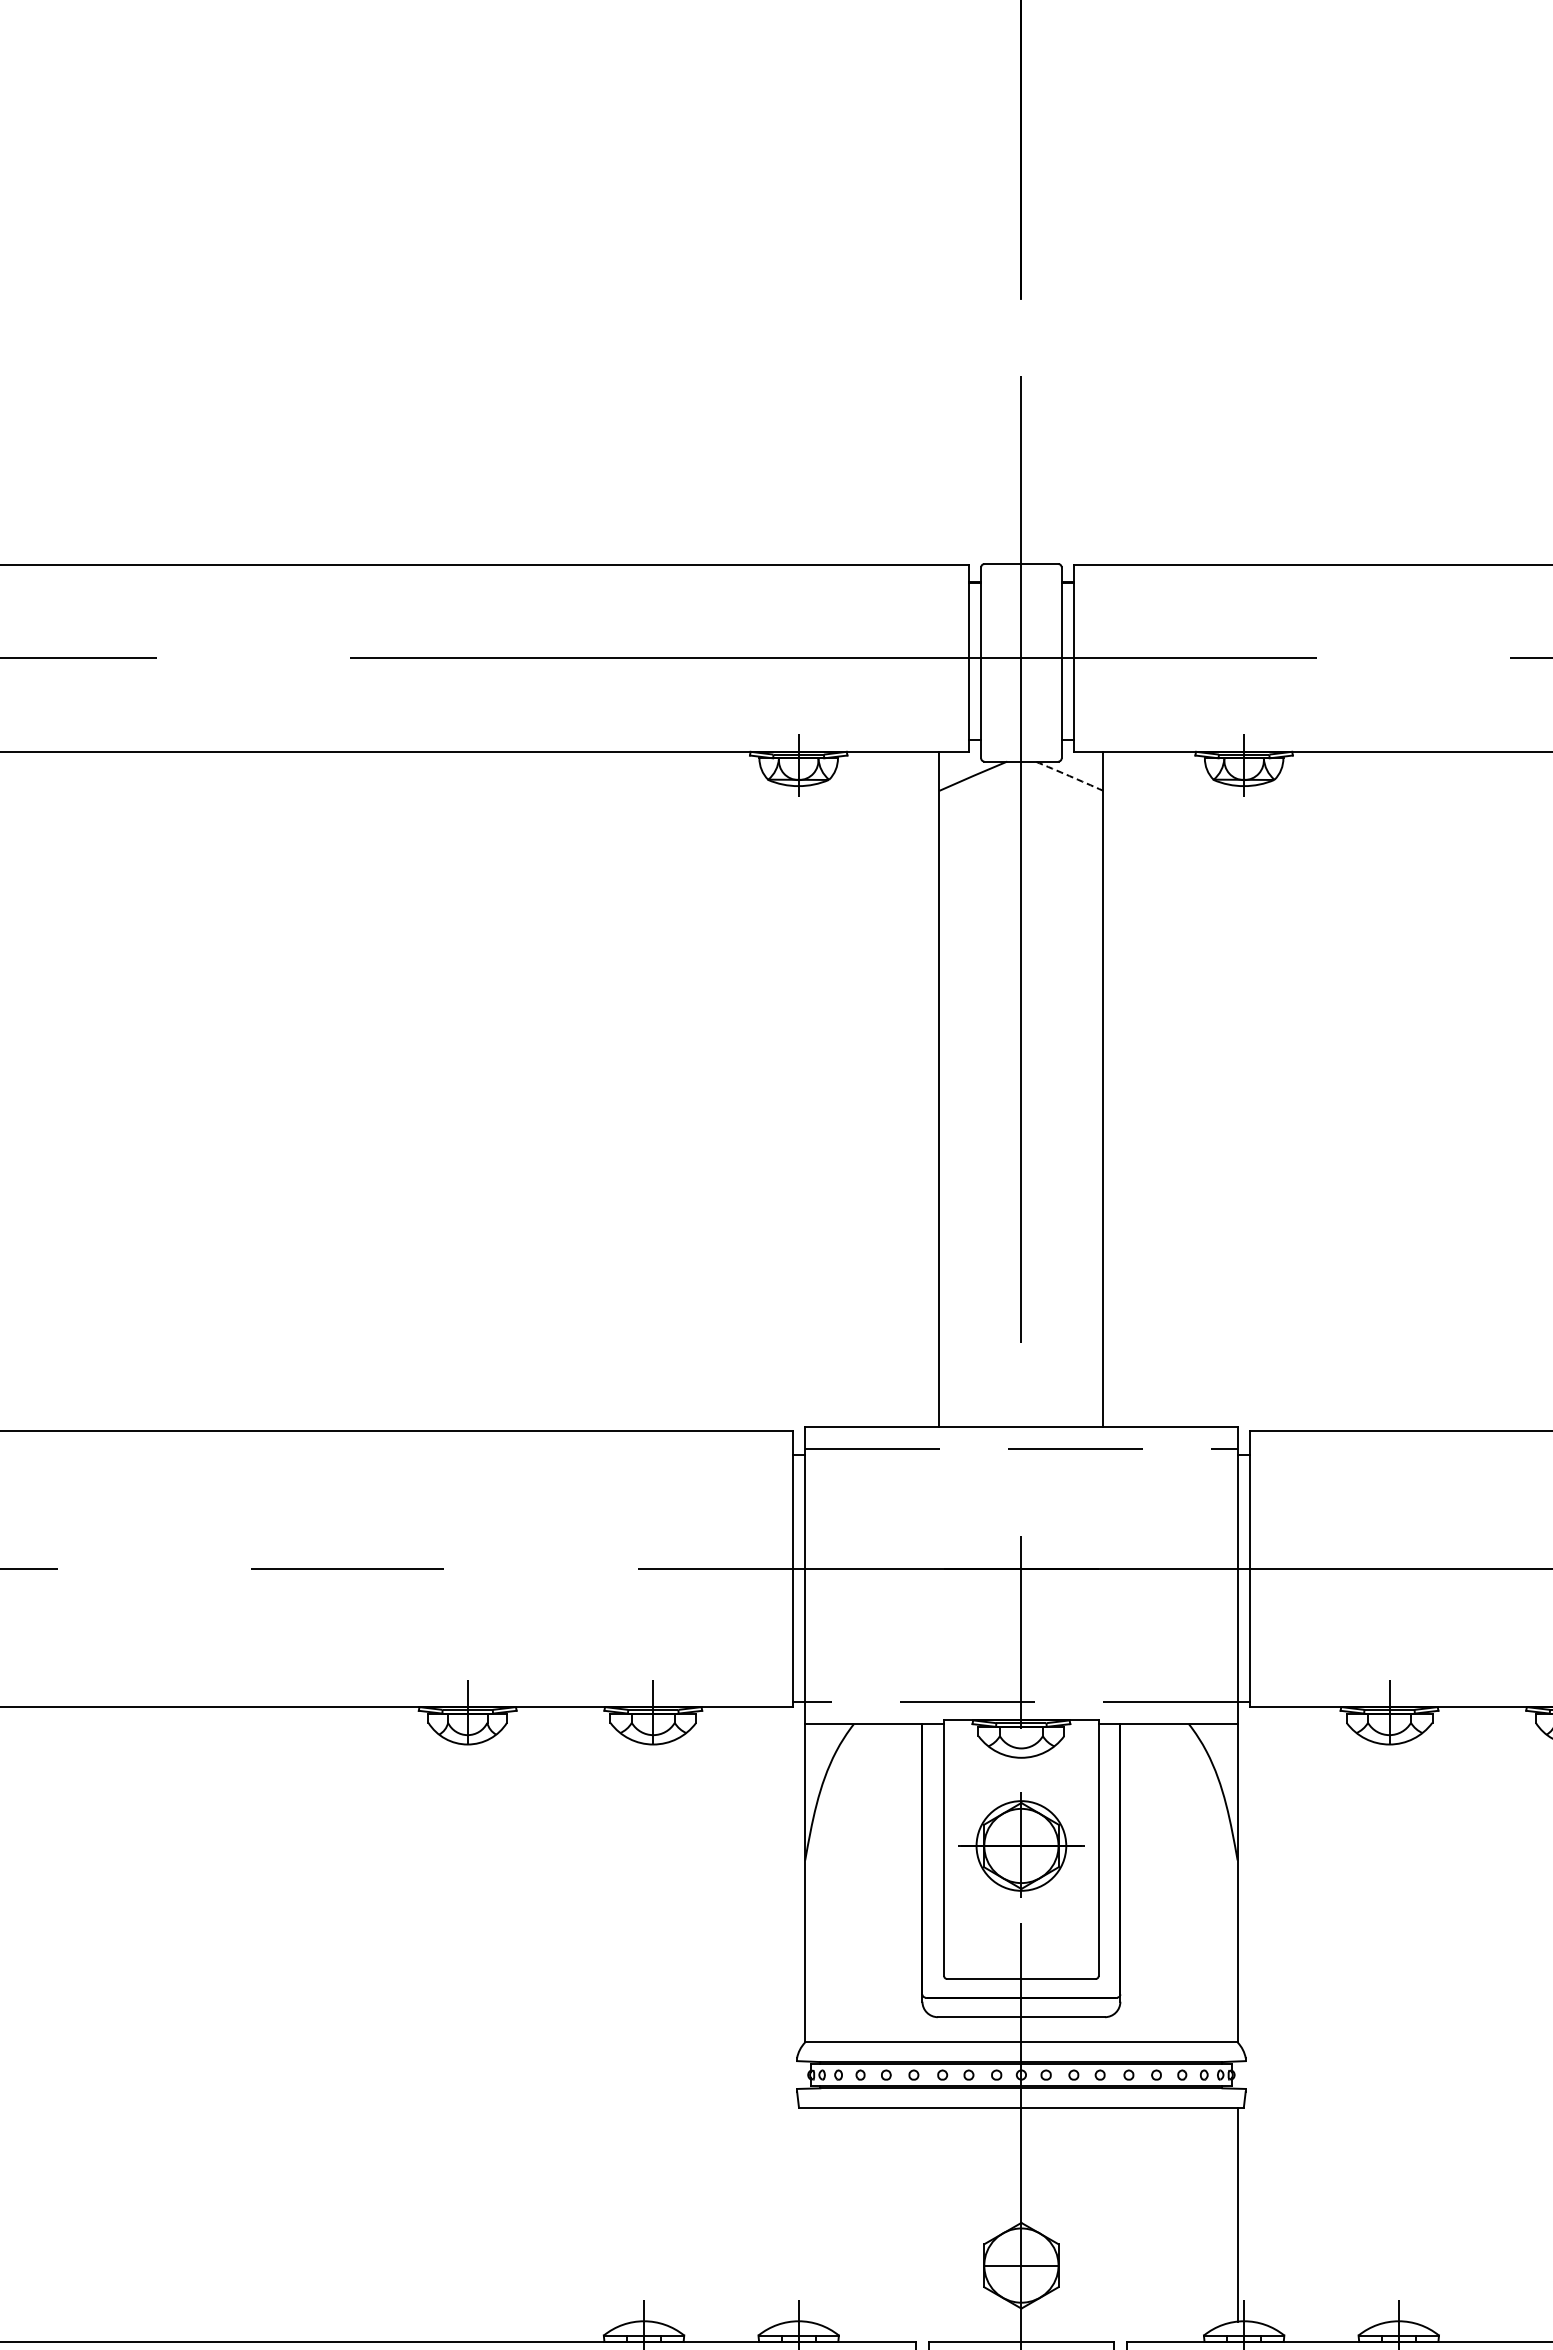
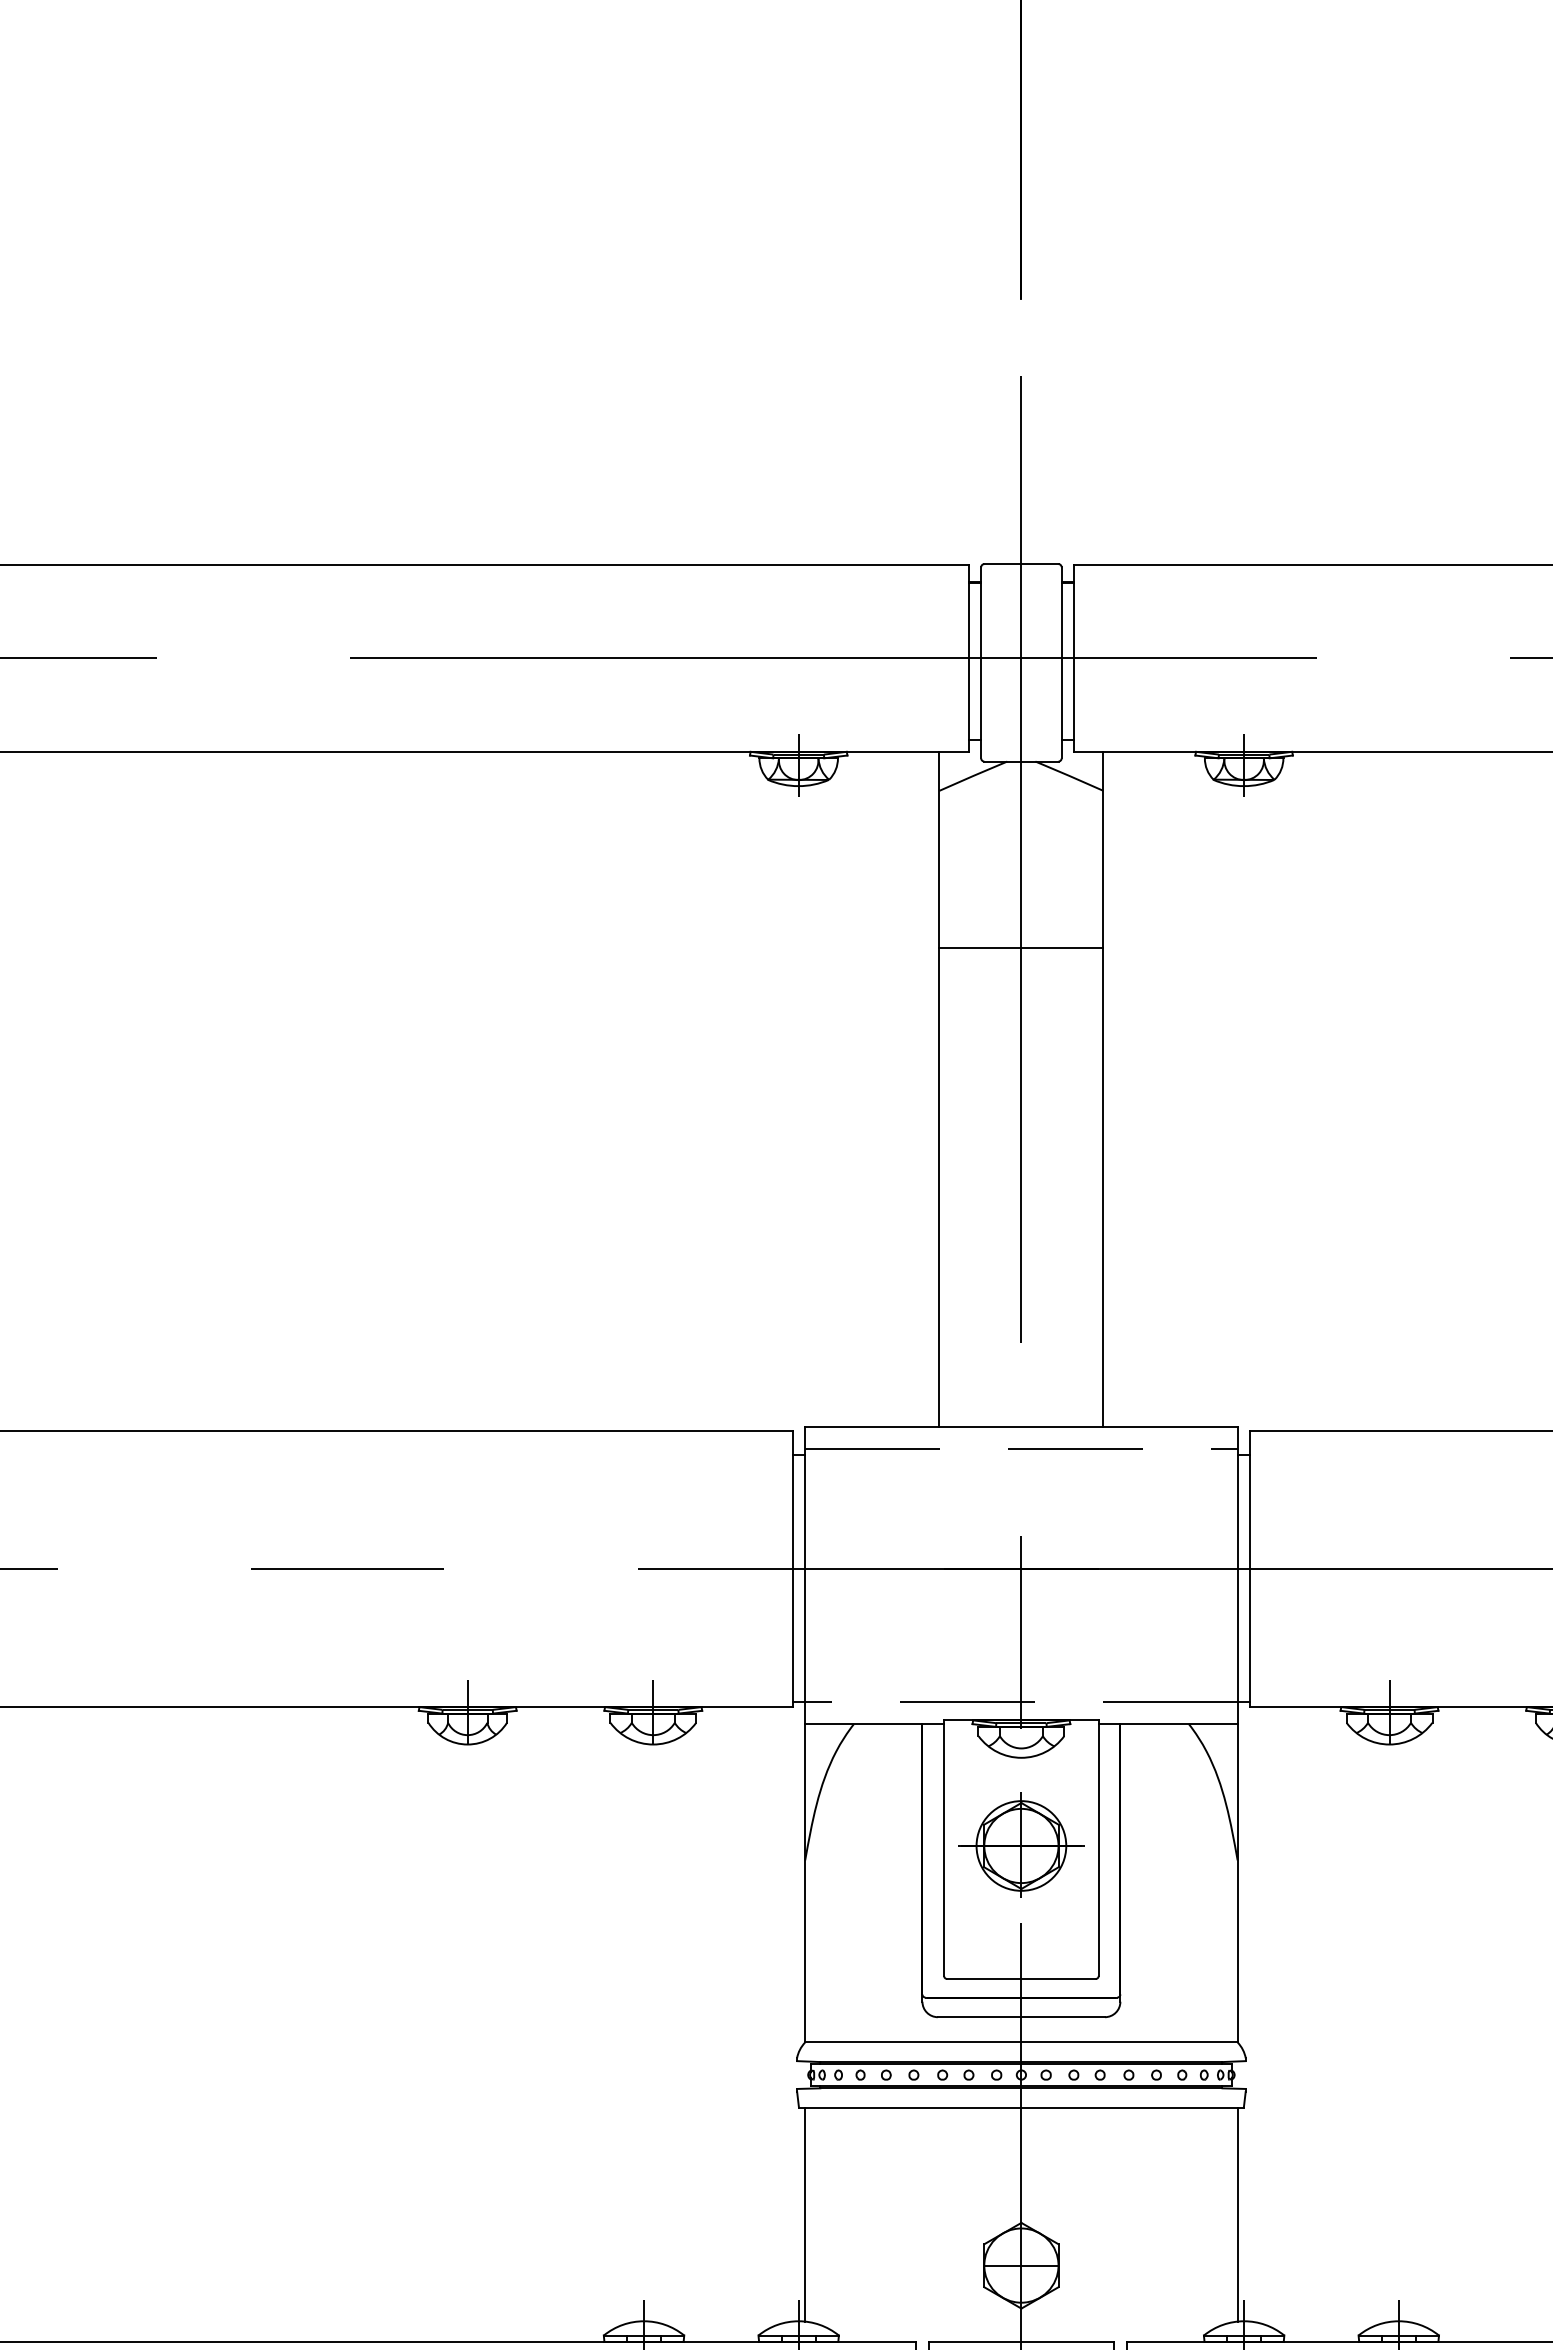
arc: dashed -> solid (1069, 776)
line: none -> present (1021, 948)
line: none -> present (805, 2214)
